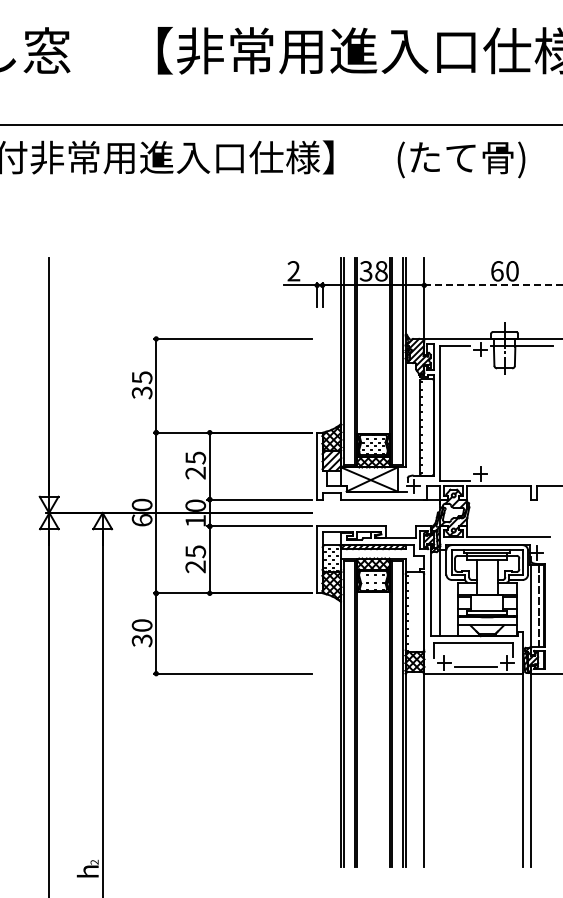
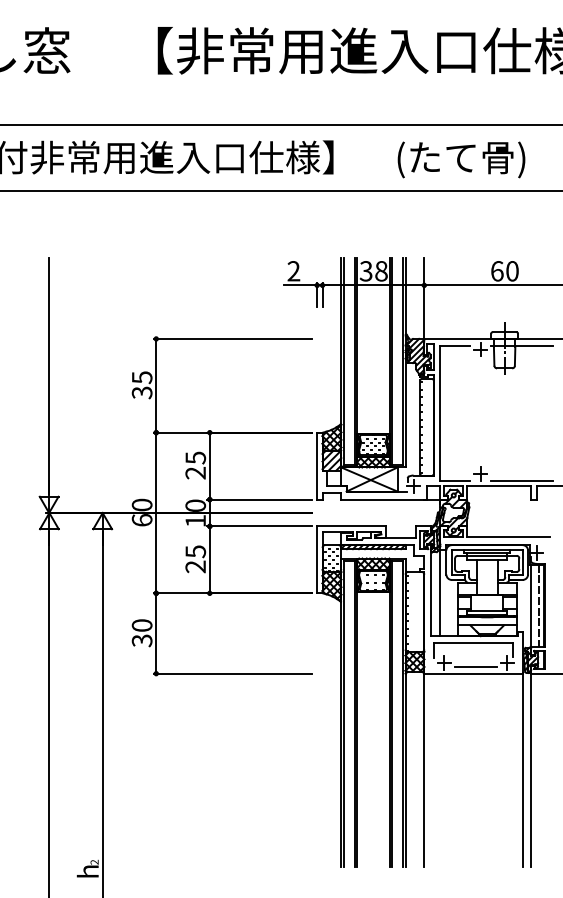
line: none -> present (280, 191)
line: dashed -> solid (493, 285)
line: none -> present (522, 480)
